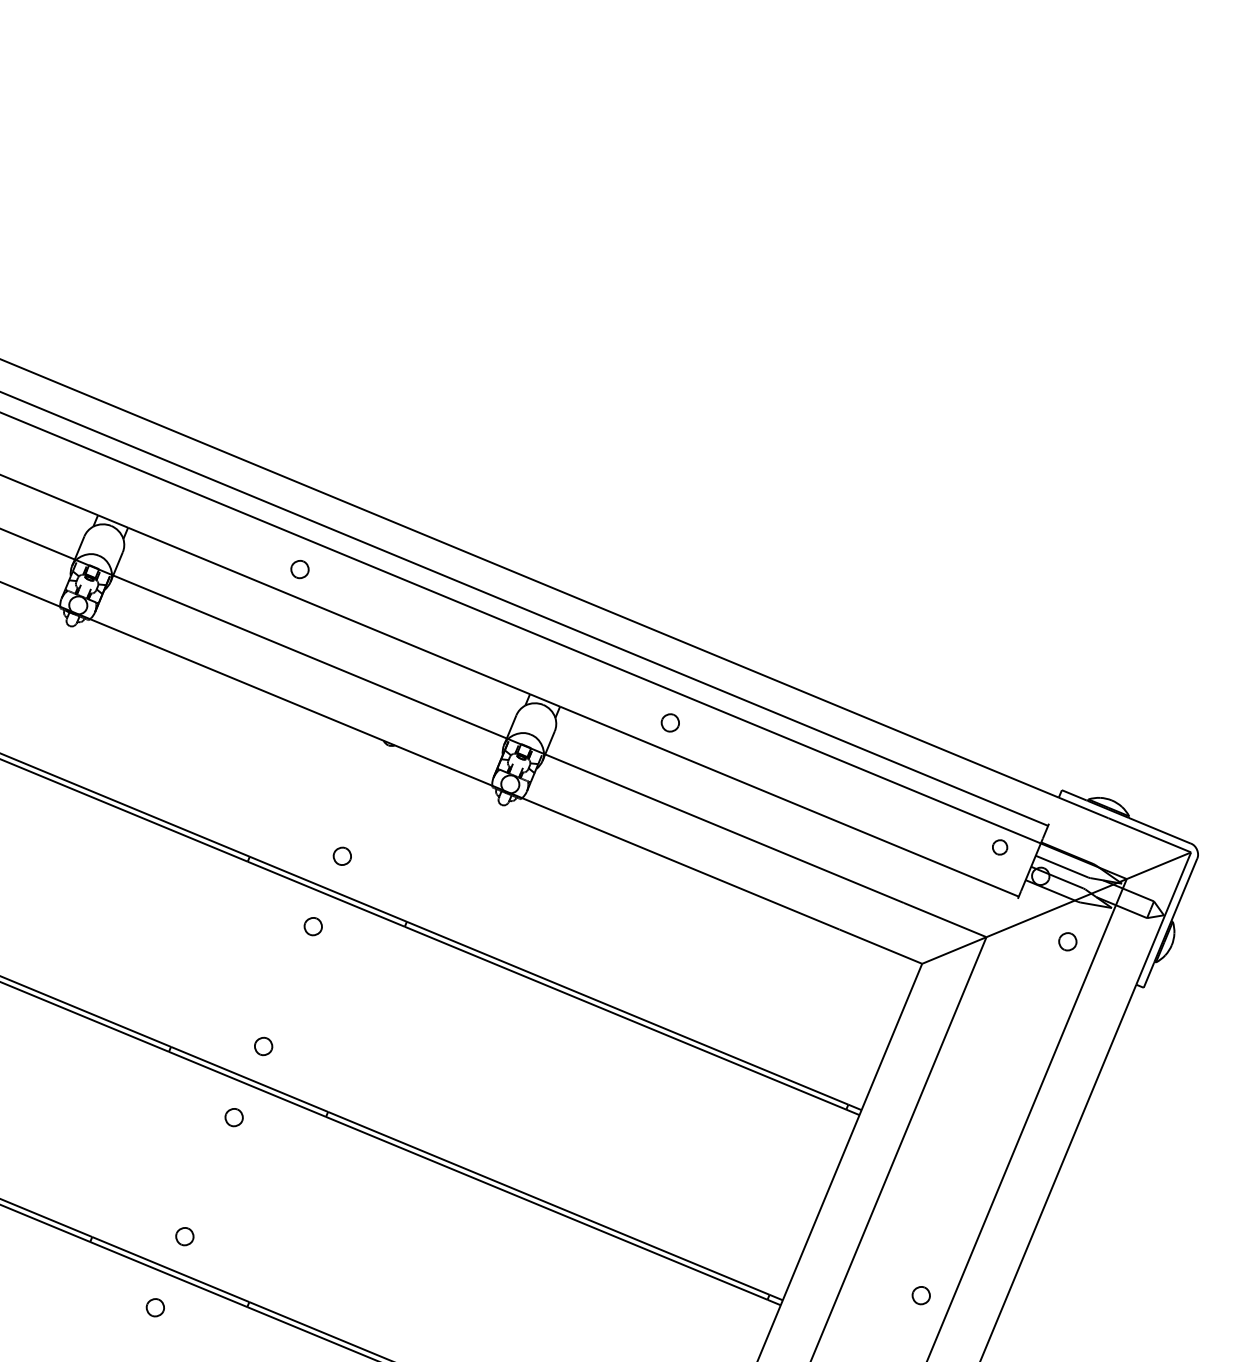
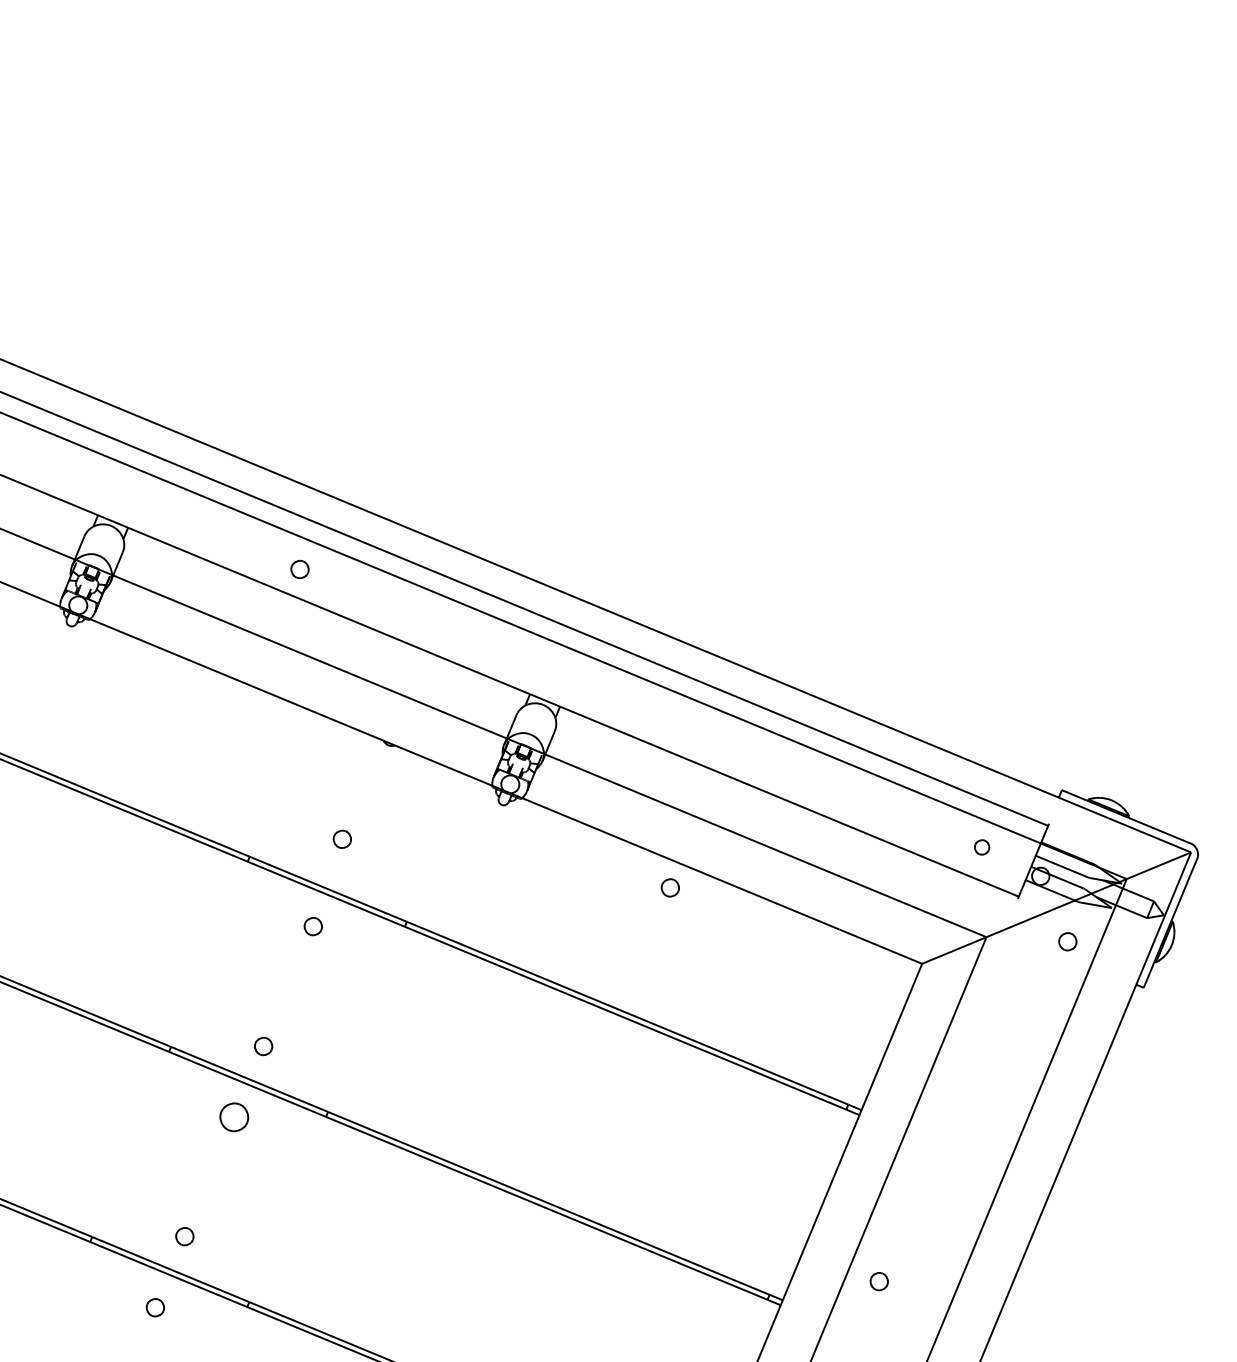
part position: (669, 722) -> (669, 887) (669, 887)
part position: (1000, 847) -> (982, 847) (982, 847)
part position: (341, 855) -> (341, 838) (341, 838)
part size: 20x20 px -> 31x31 px (234, 1117)
part position: (920, 1295) -> (878, 1281) (878, 1281)
